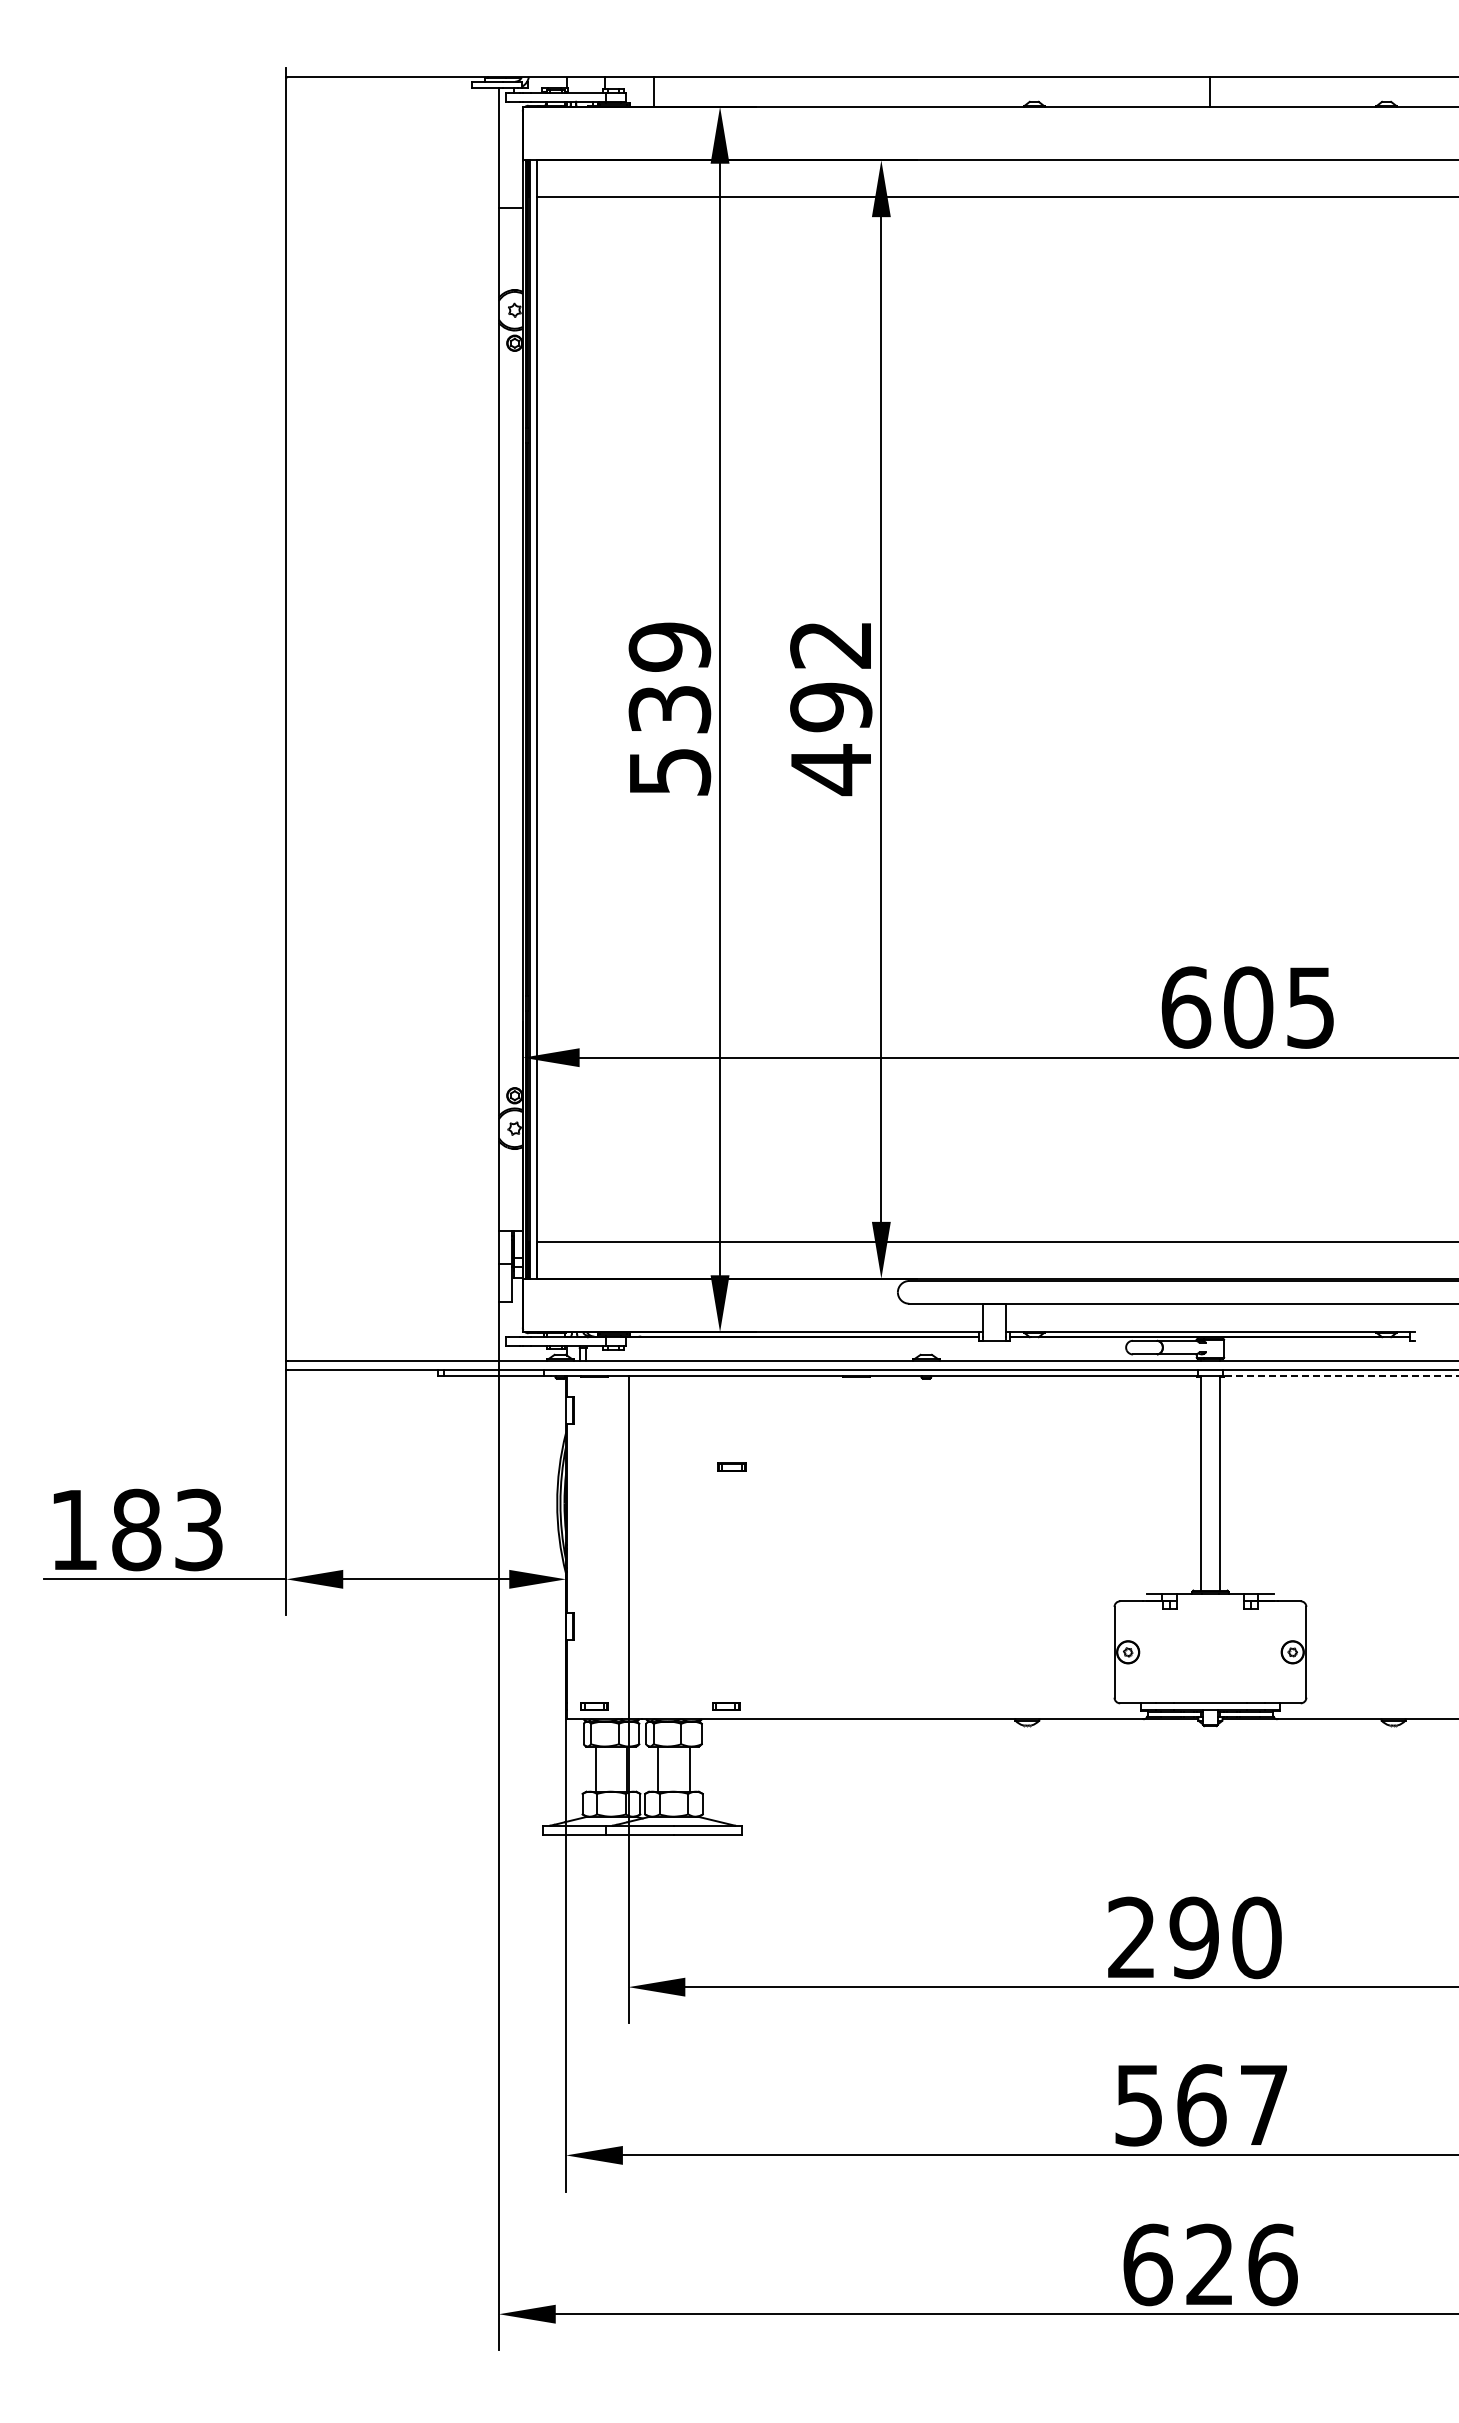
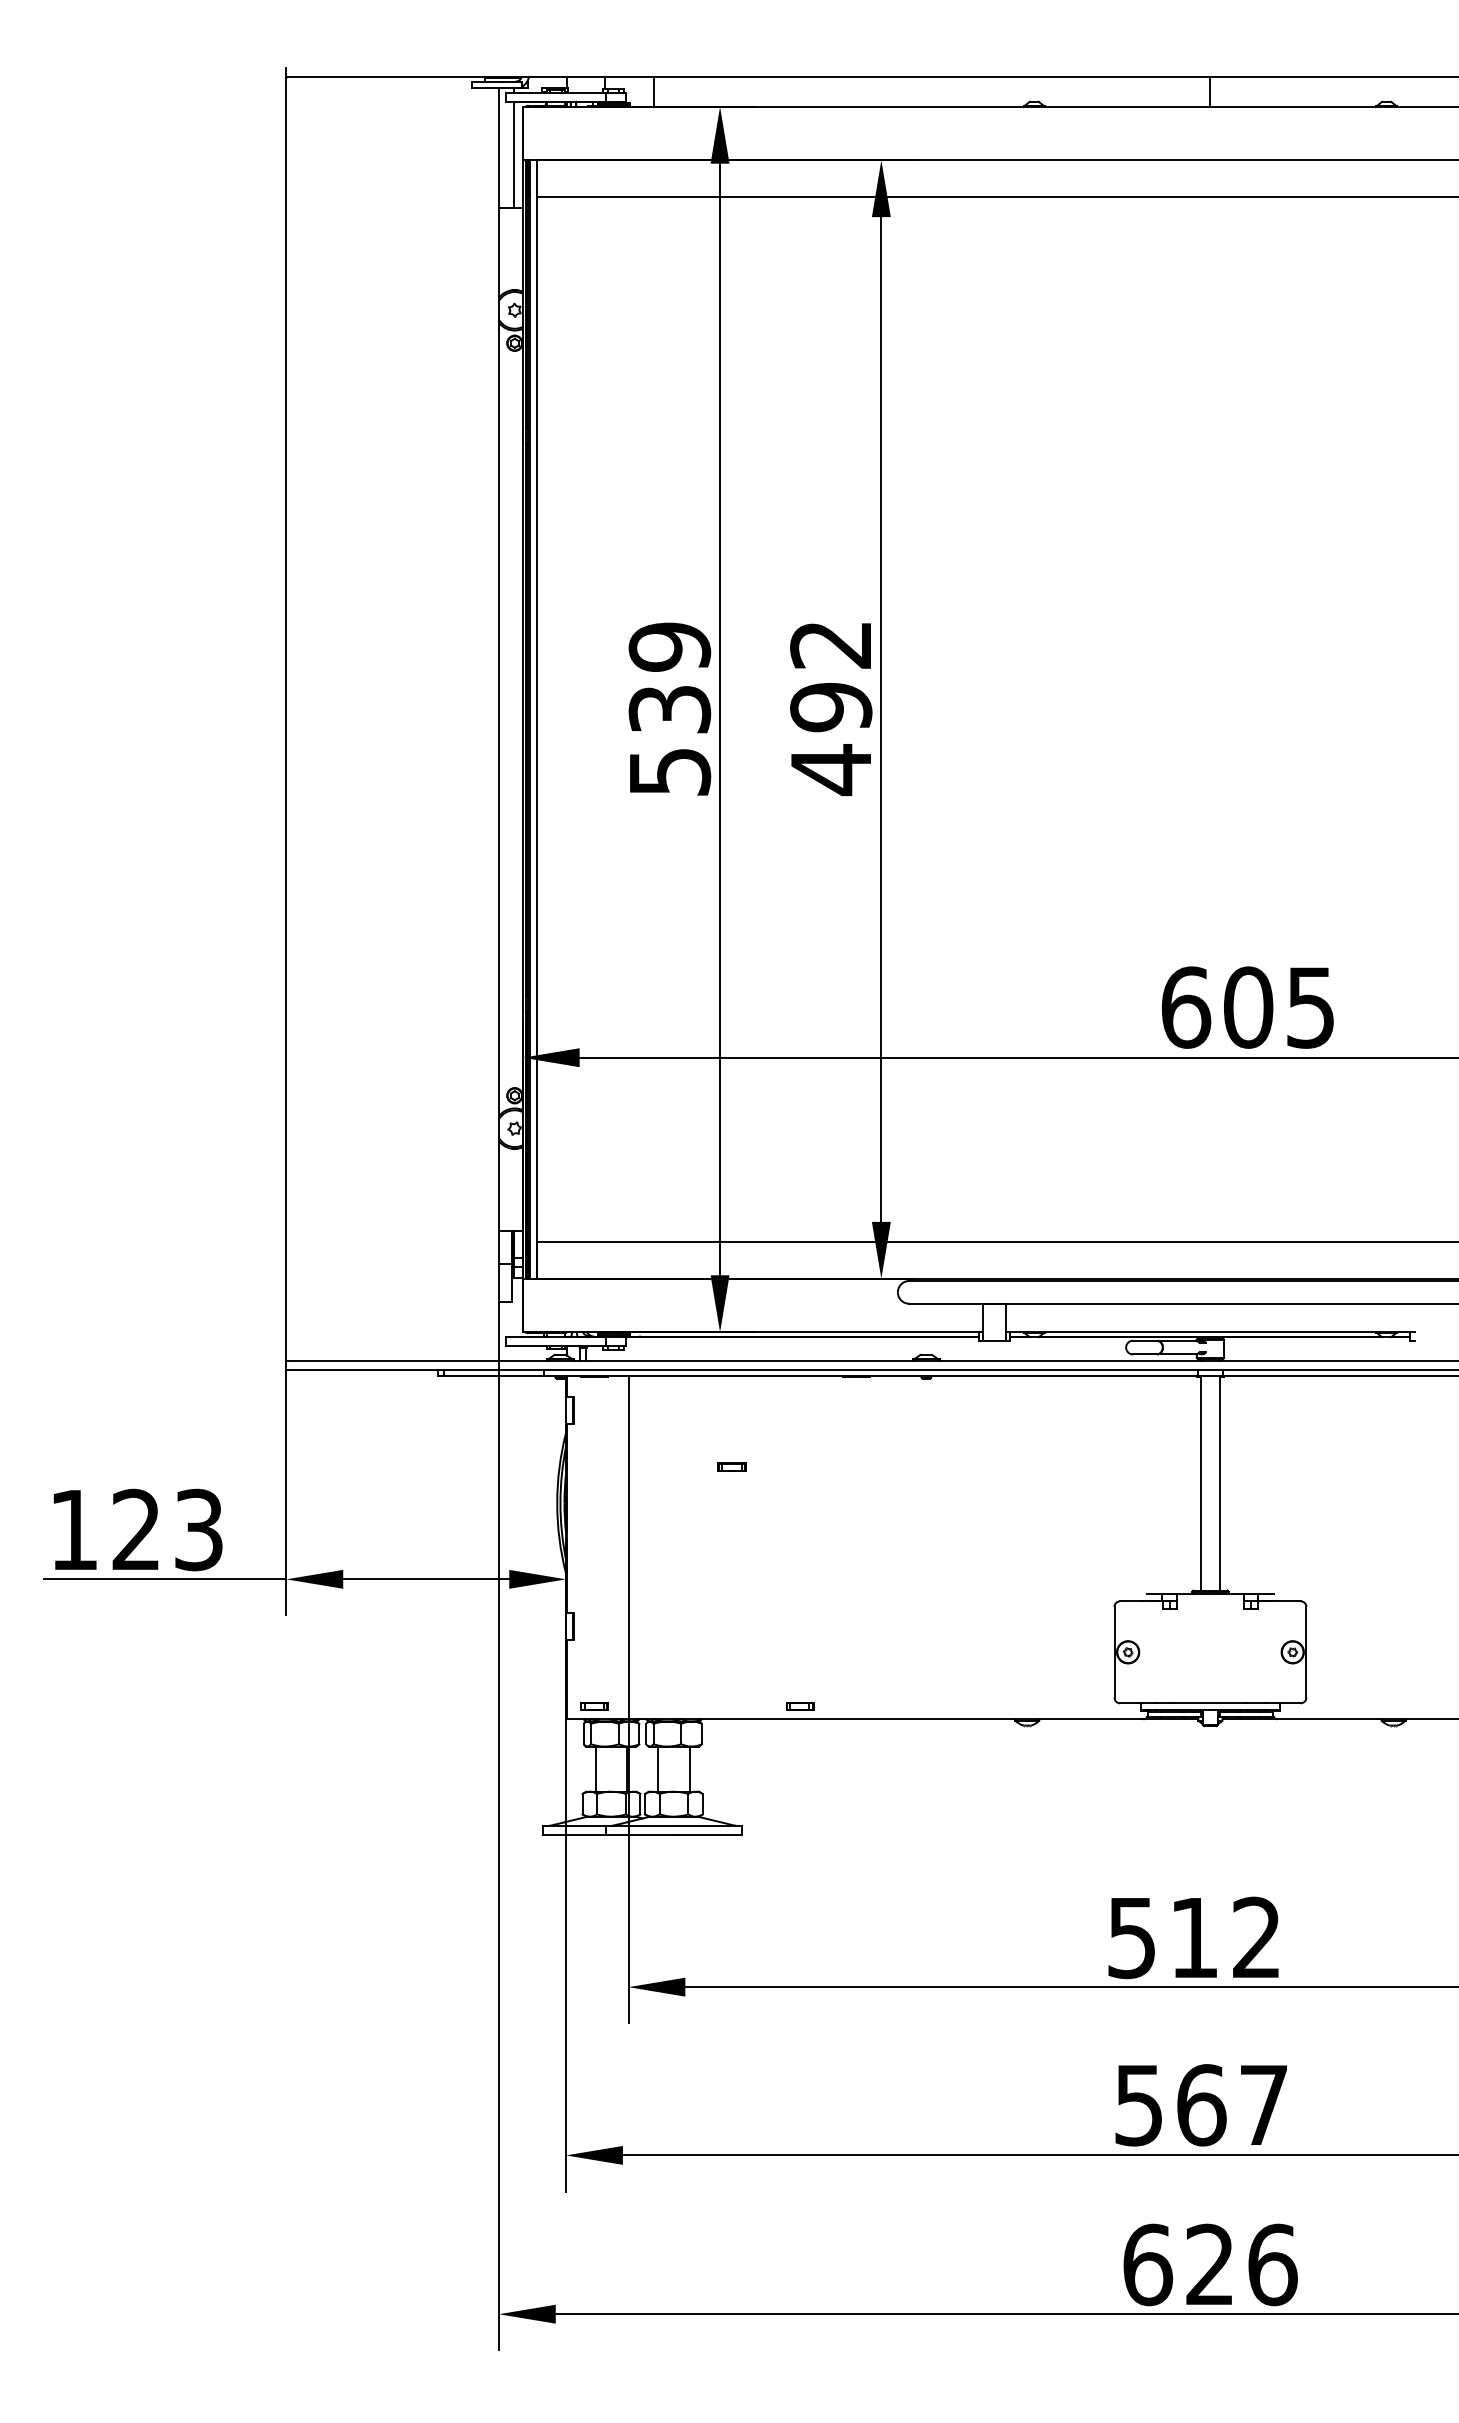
line: none -> present (514, 154)
line: dashed -> solid (1340, 1376)
text: 183 -> 123 (136, 1529)
part position: (726, 1706) -> (800, 1706) (800, 1706)
text: 290 -> 512 (1194, 1937)
